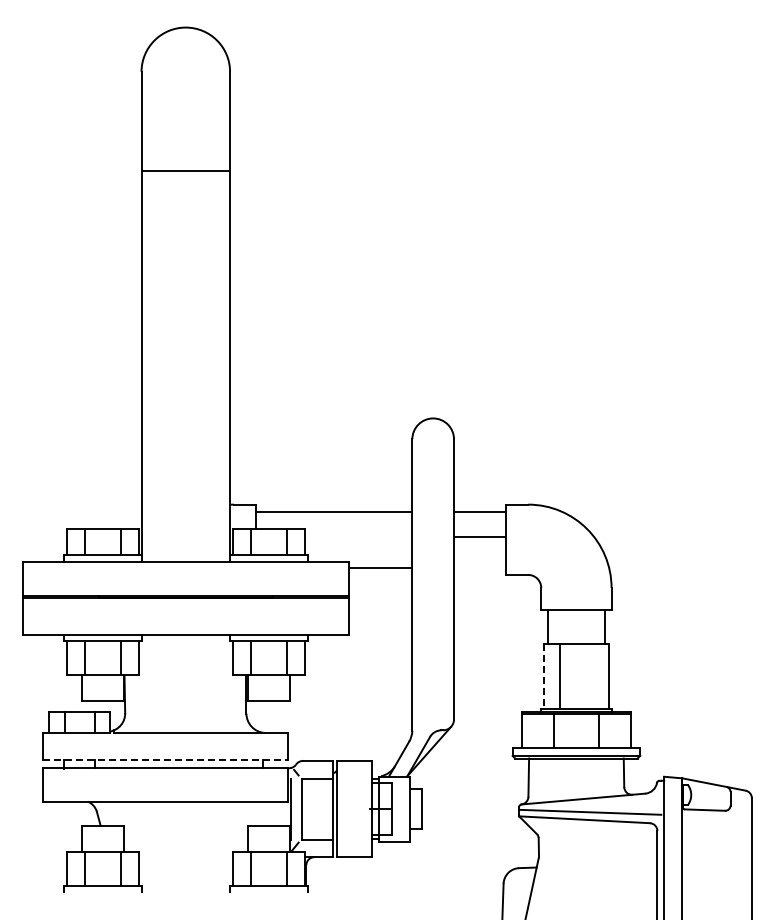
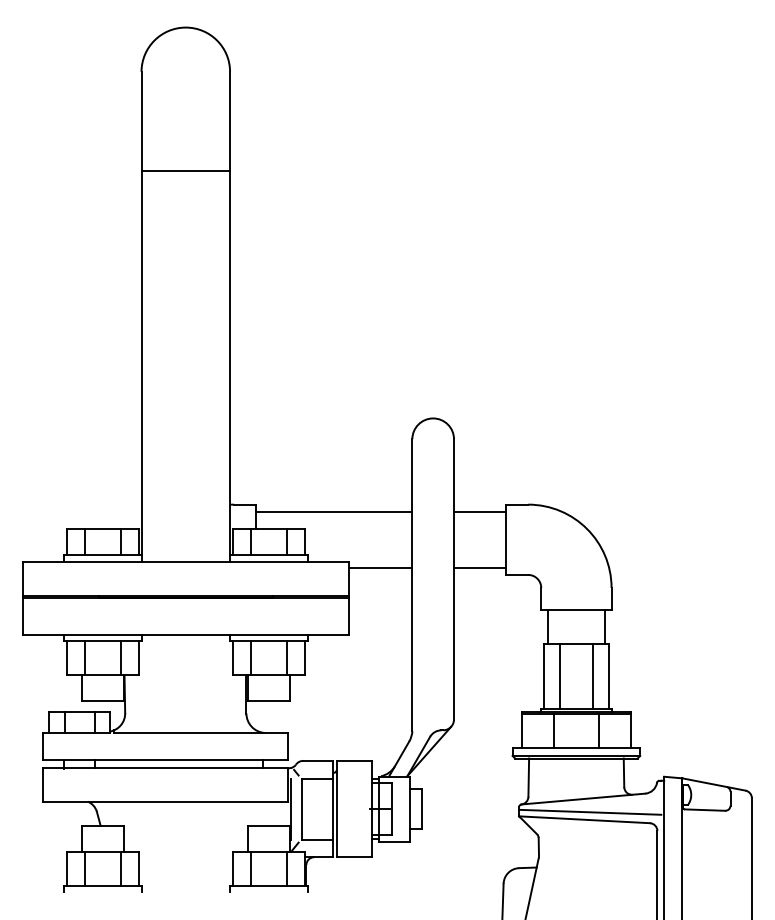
line position: (480, 537) -> (480, 568) (480, 568)
line: dashed -> solid (543, 676)
line: none -> present (592, 676)
line: dashed -> solid (165, 760)
